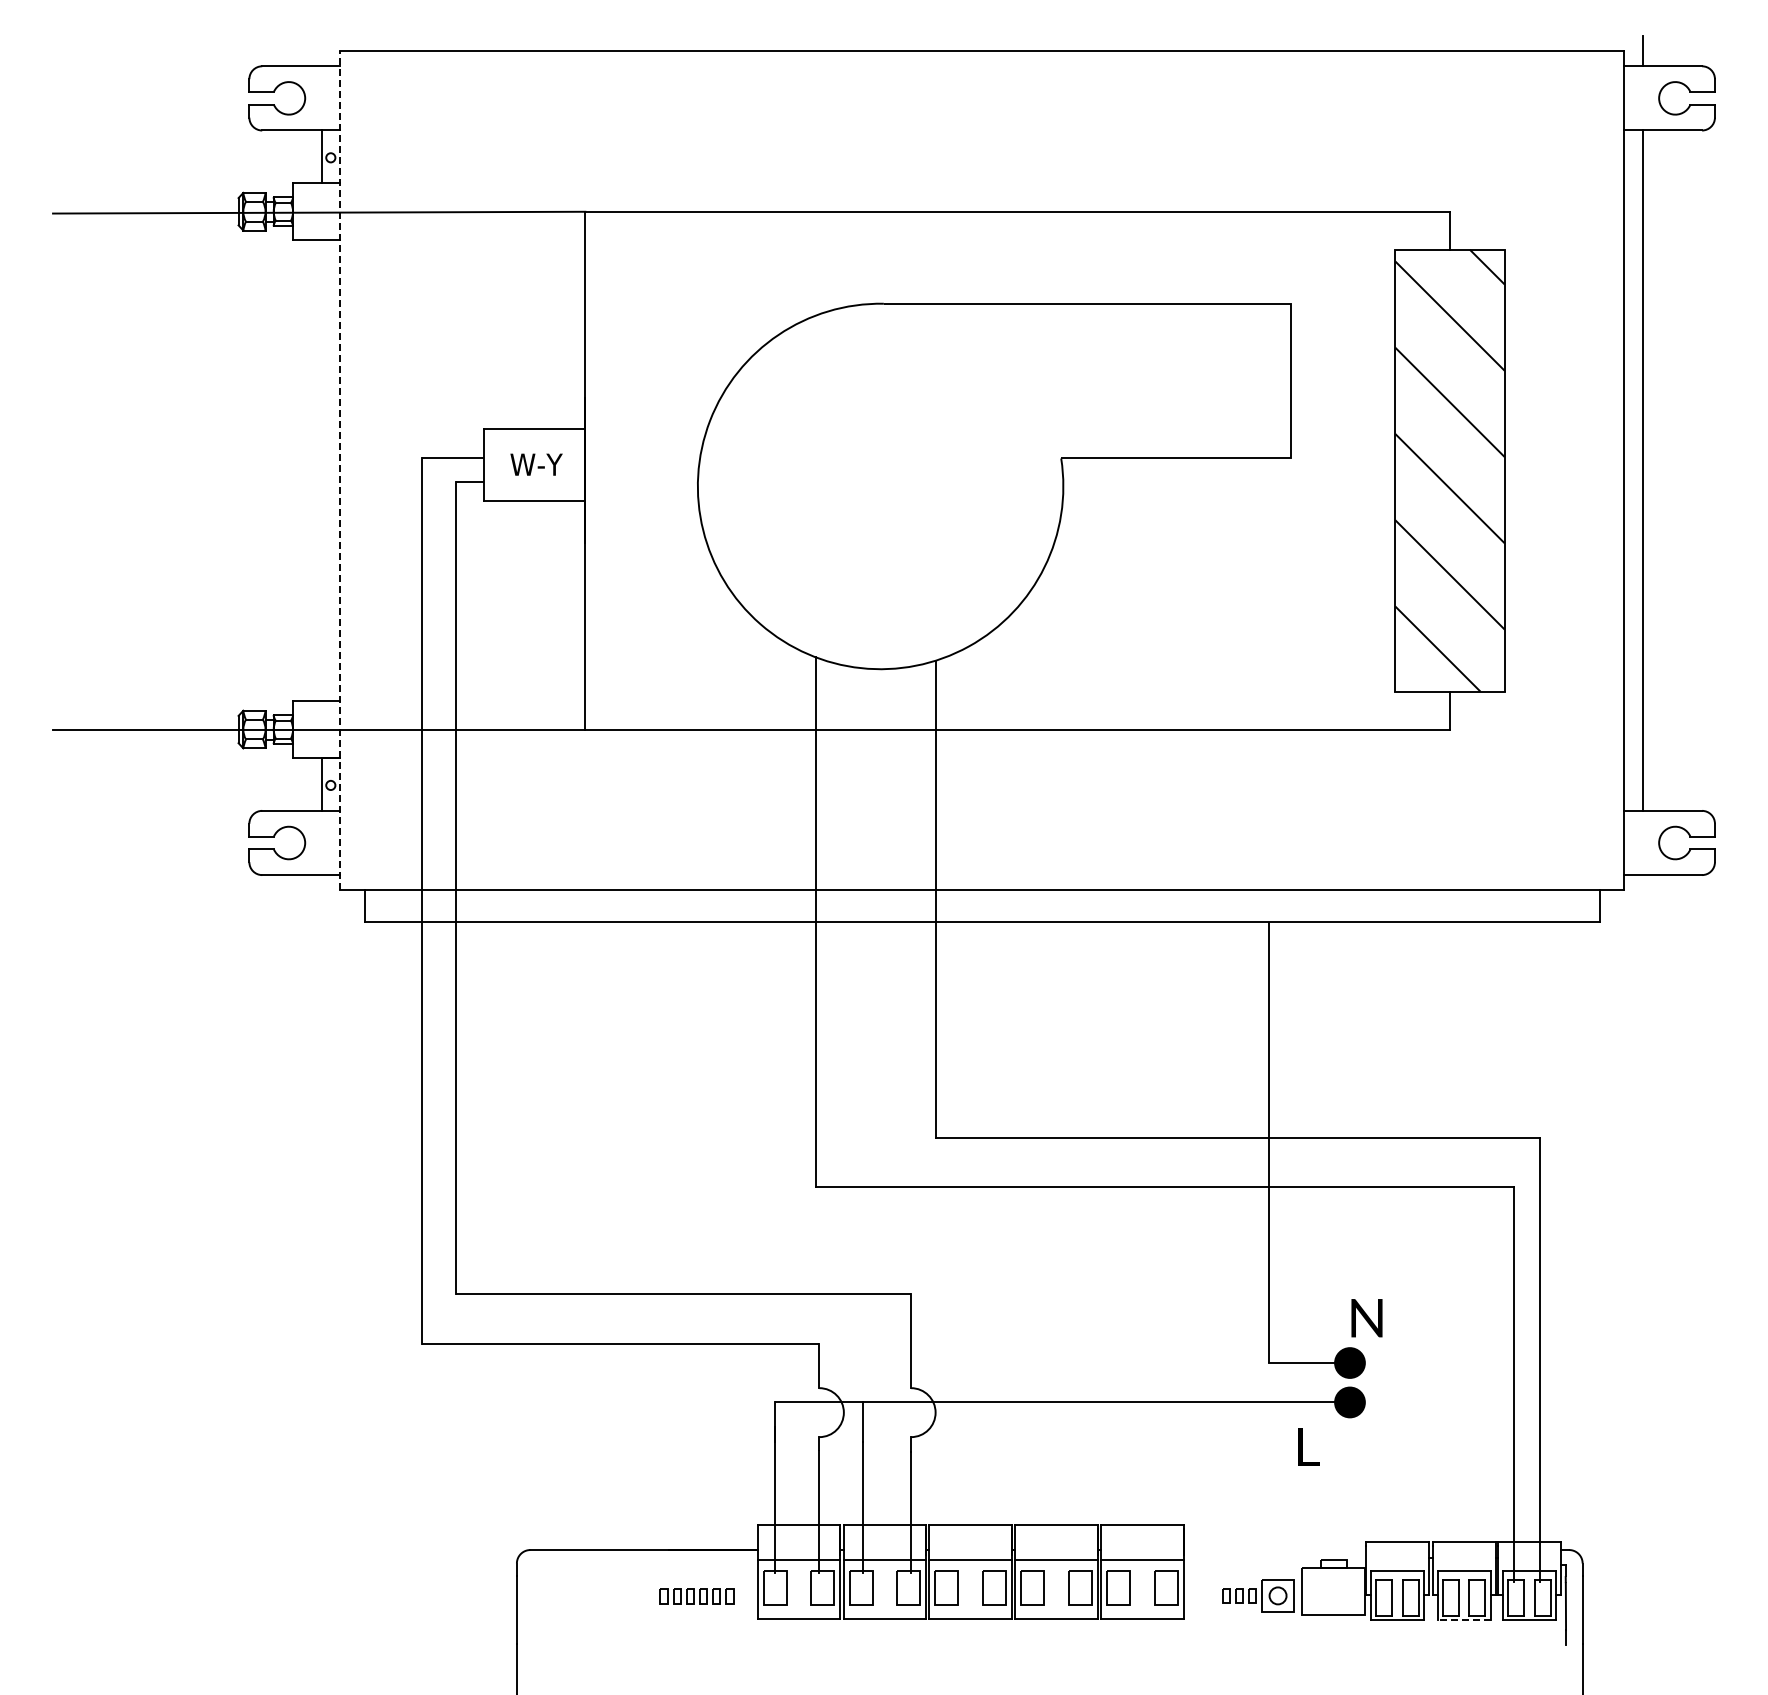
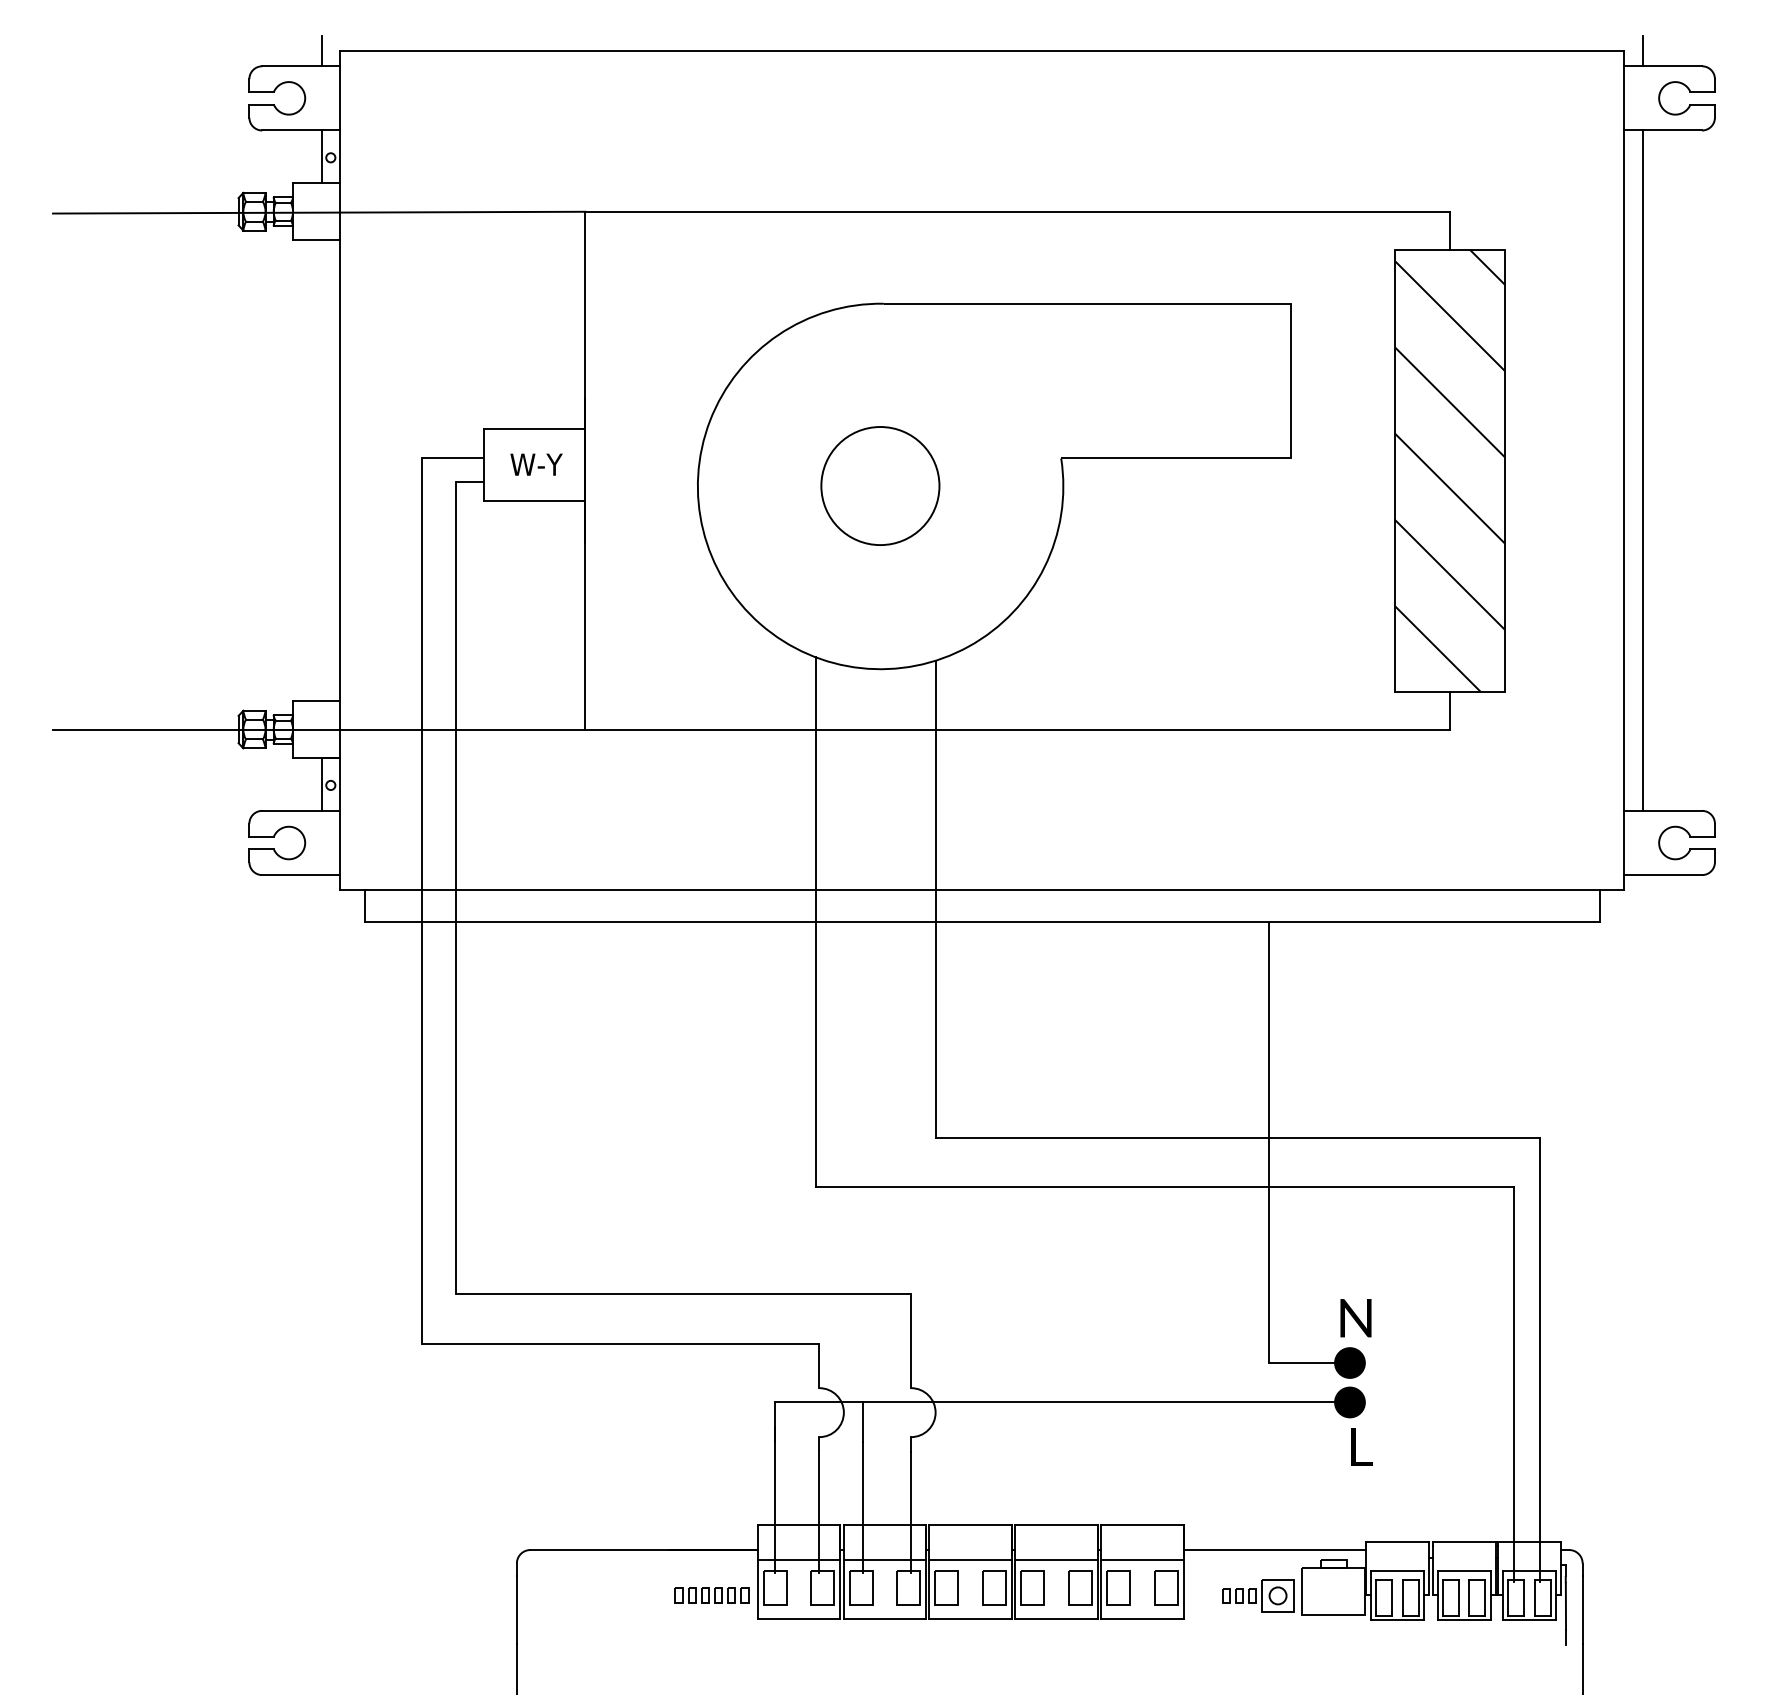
line: none -> present (321, 50)
line: dashed -> solid (340, 470)
circle: none -> present (880, 485)
text position: (1366, 1318) -> (1355, 1318) (1355, 1318)
text position: (1308, 1446) -> (1361, 1446) (1361, 1446)
line: none -> present (1274, 1550)
part position: (696, 1596) -> (711, 1595) (711, 1595)
line: dashed -> solid (1464, 1620)
